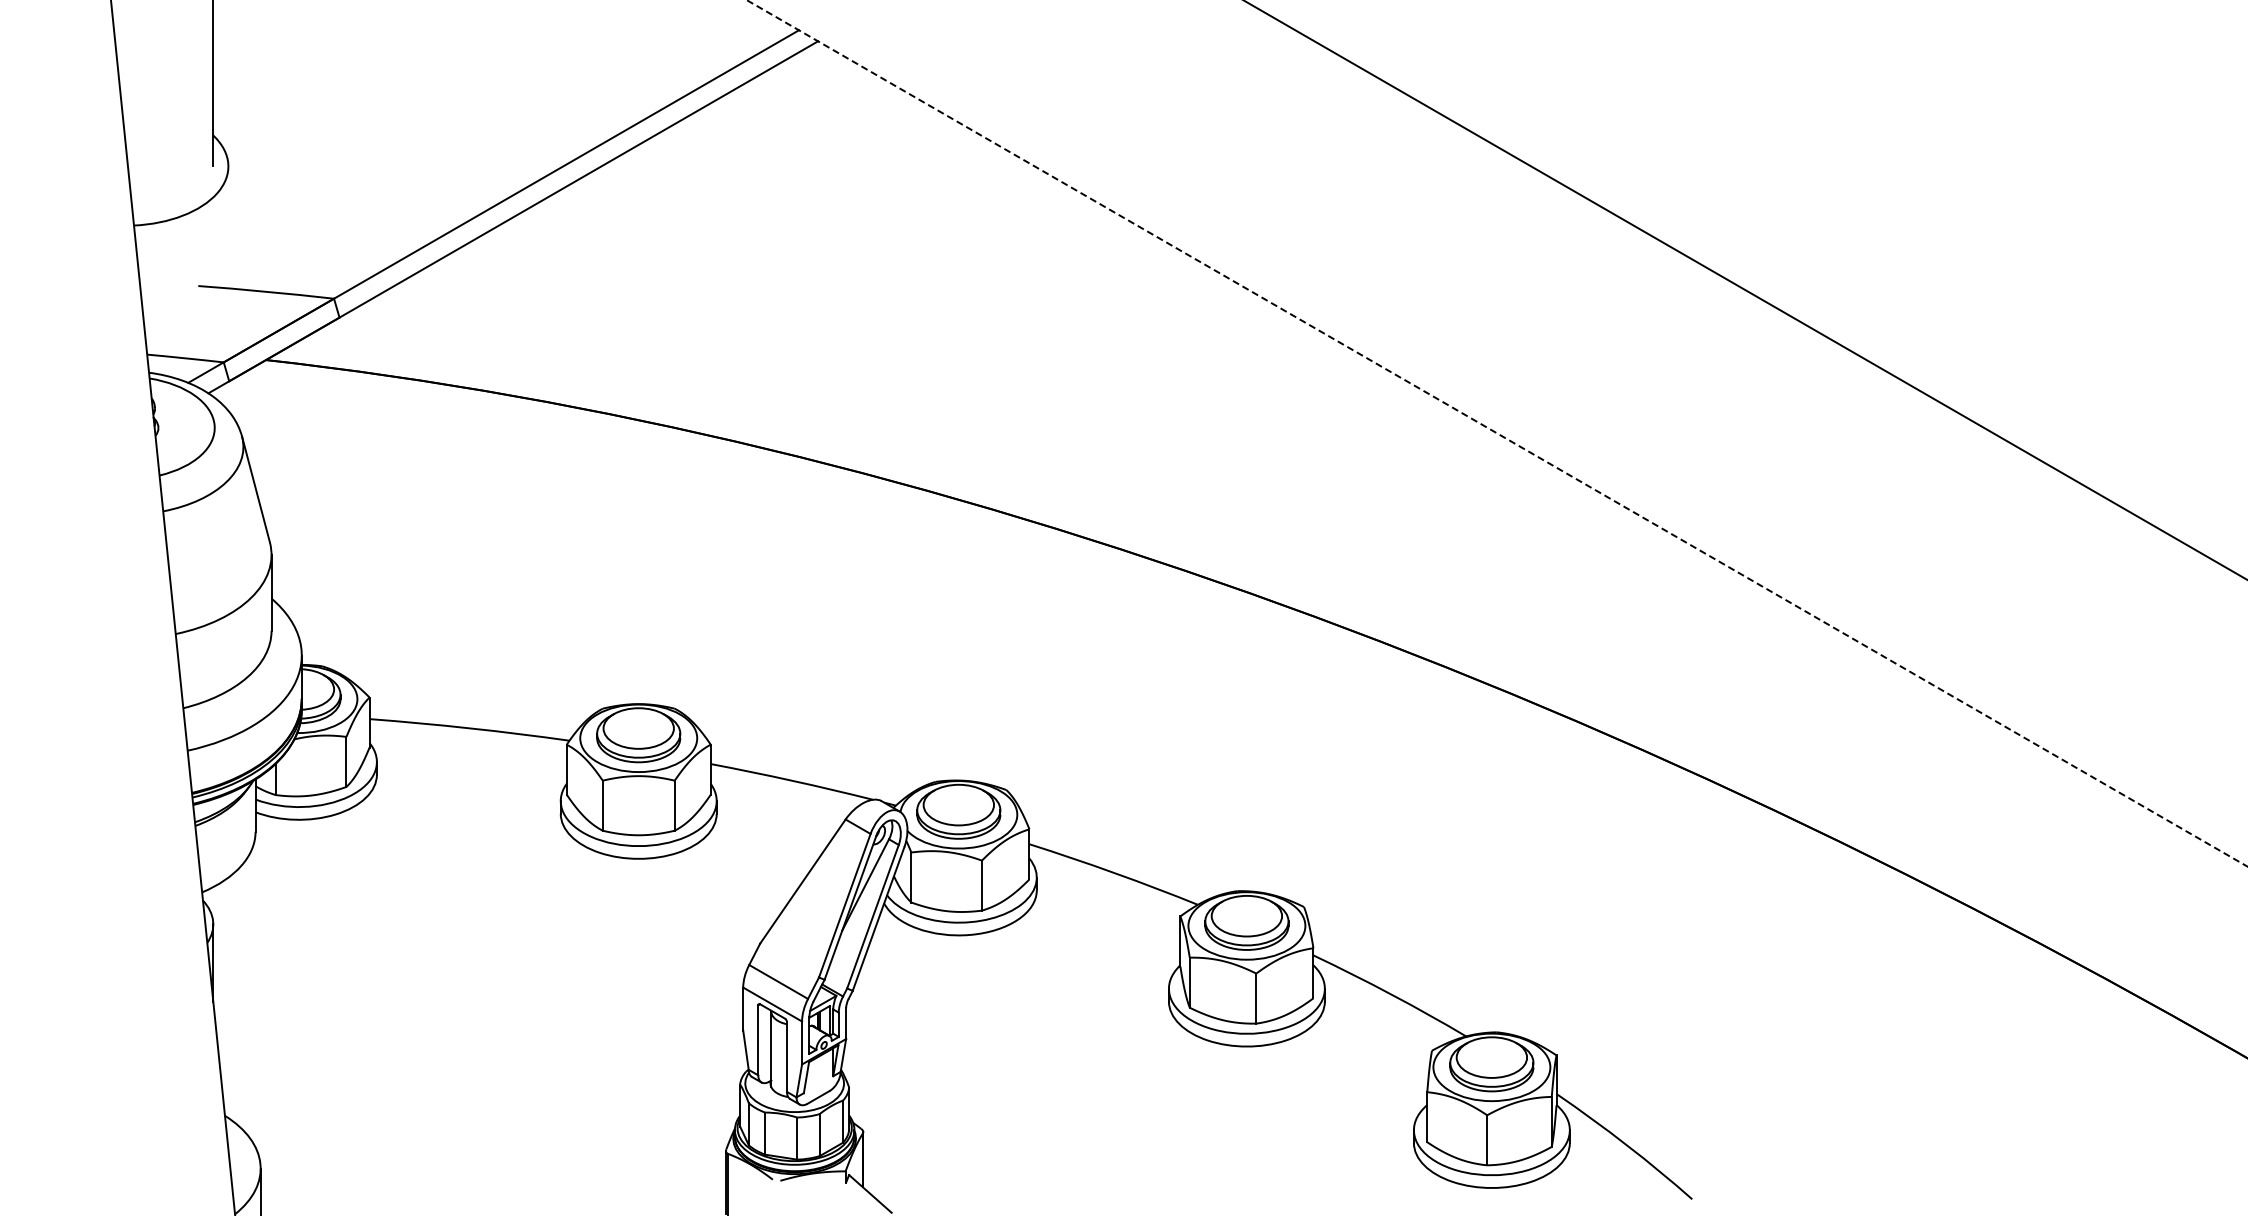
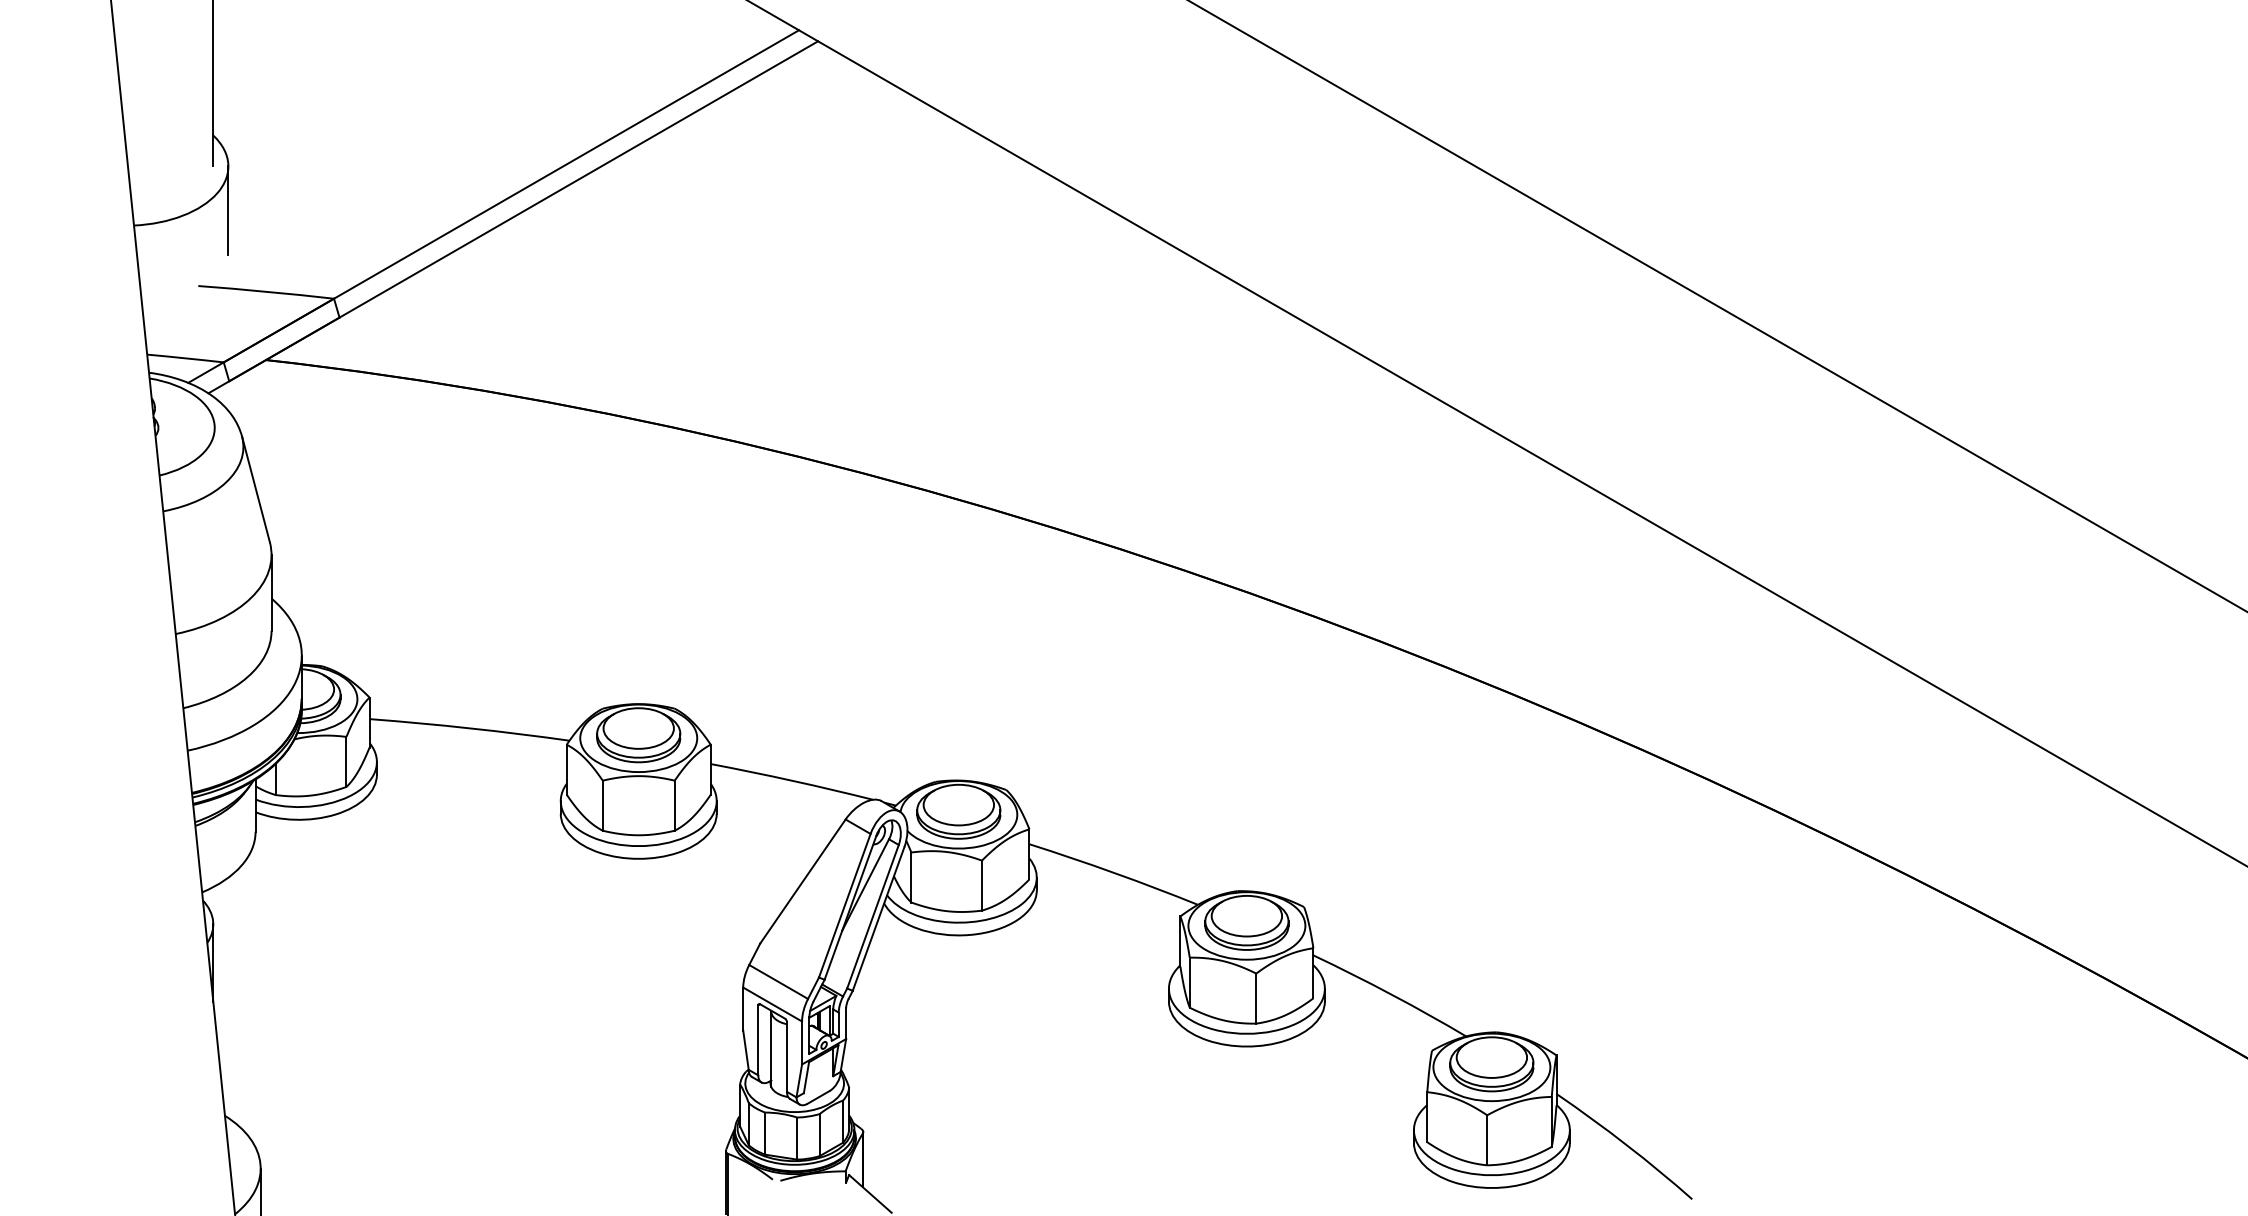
line: none -> present (228, 210)
line position: (1745, 290) -> (1717, 306) (1717, 306)
line: dashed -> solid (1497, 433)
